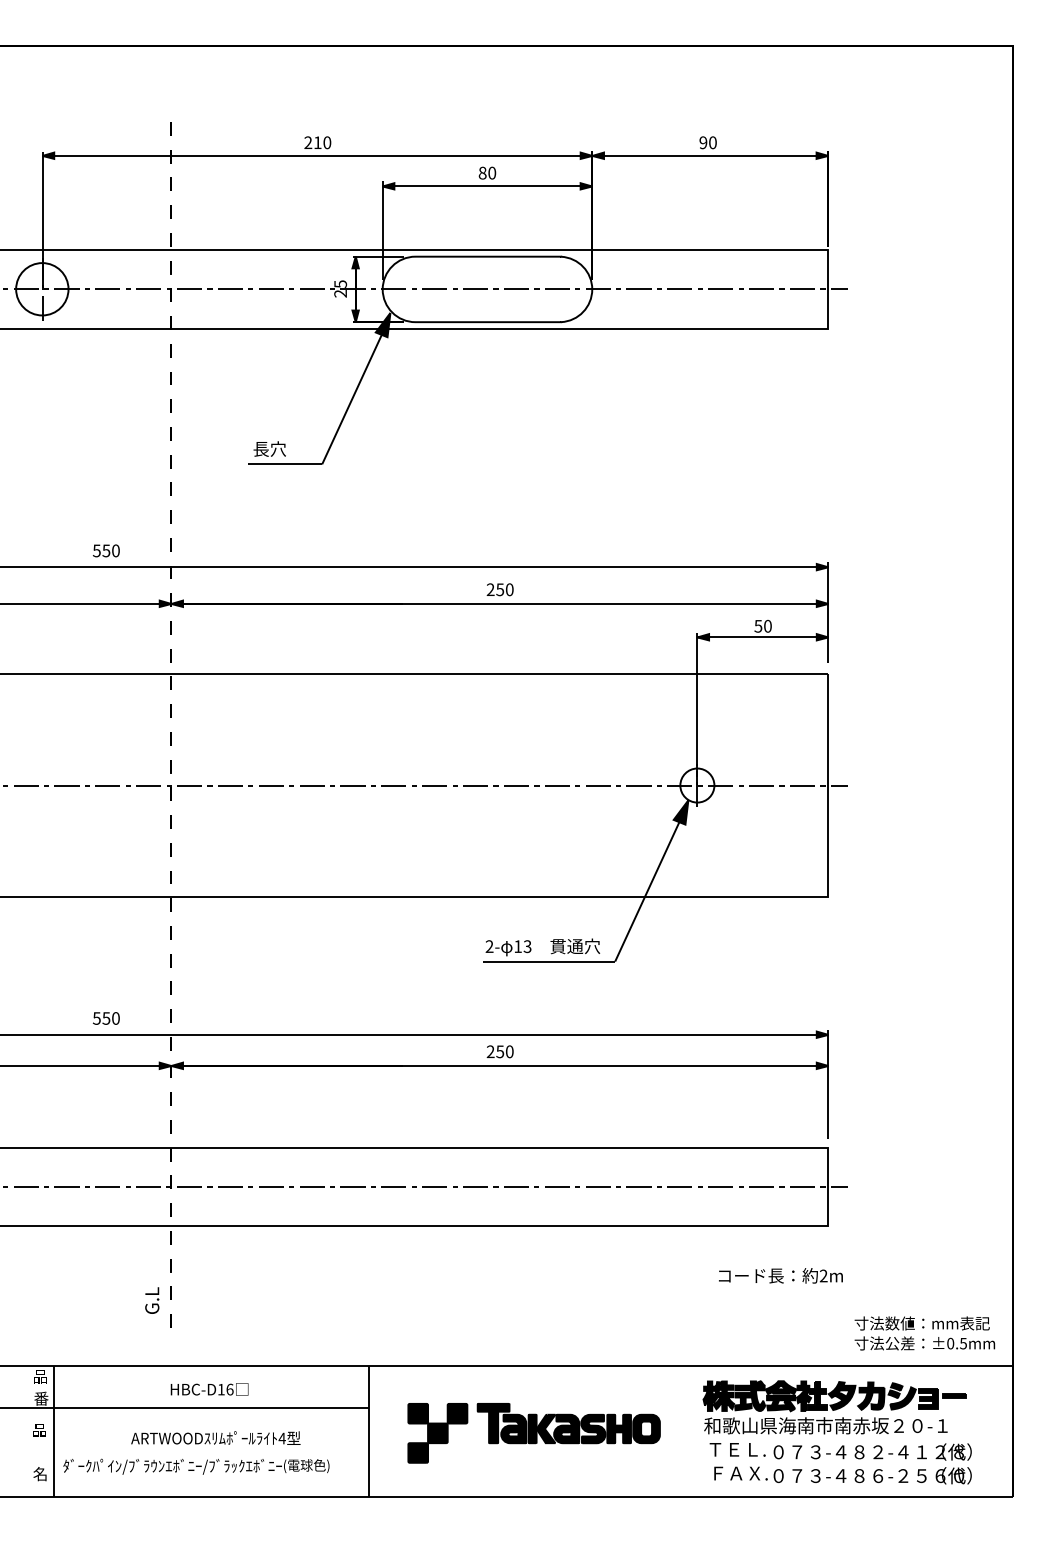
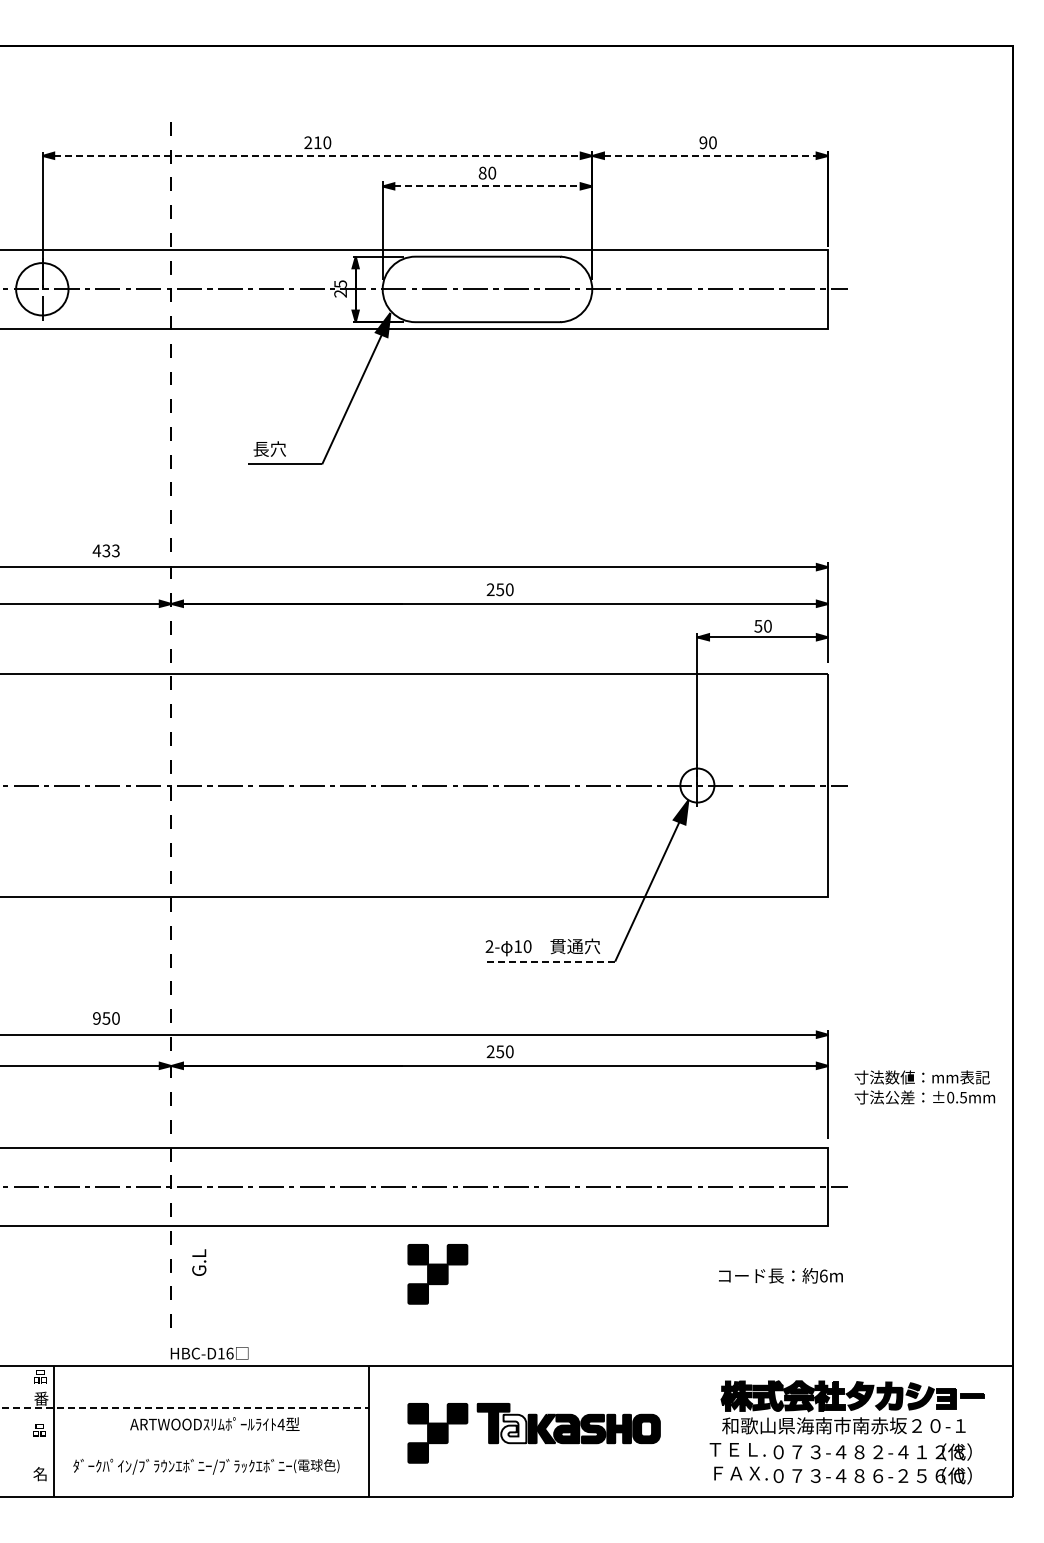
line: solid -> dashed (435, 155)
line: solid -> dashed (487, 186)
text: 550 -> 433 (105, 550)
text: 13 -> 10 (527, 946)
line: solid -> dashed (548, 961)
text: 550 -> 950 (96, 1018)
part: none -> present (437, 1274)
text: 2m -> 6m (823, 1275)
text position: (152, 1300) -> (199, 1262) (199, 1262)
text position: (924, 1333) -> (924, 1087) (924, 1087)
text position: (209, 1389) -> (209, 1353) (209, 1353)
line: solid -> dashed (184, 1407)
part position: (834, 1407) -> (852, 1407) (852, 1407)
fill: present -> none (513, 1428)
text position: (215, 1437) -> (214, 1423) (214, 1423)
text position: (196, 1466) -> (206, 1466) (206, 1466)
